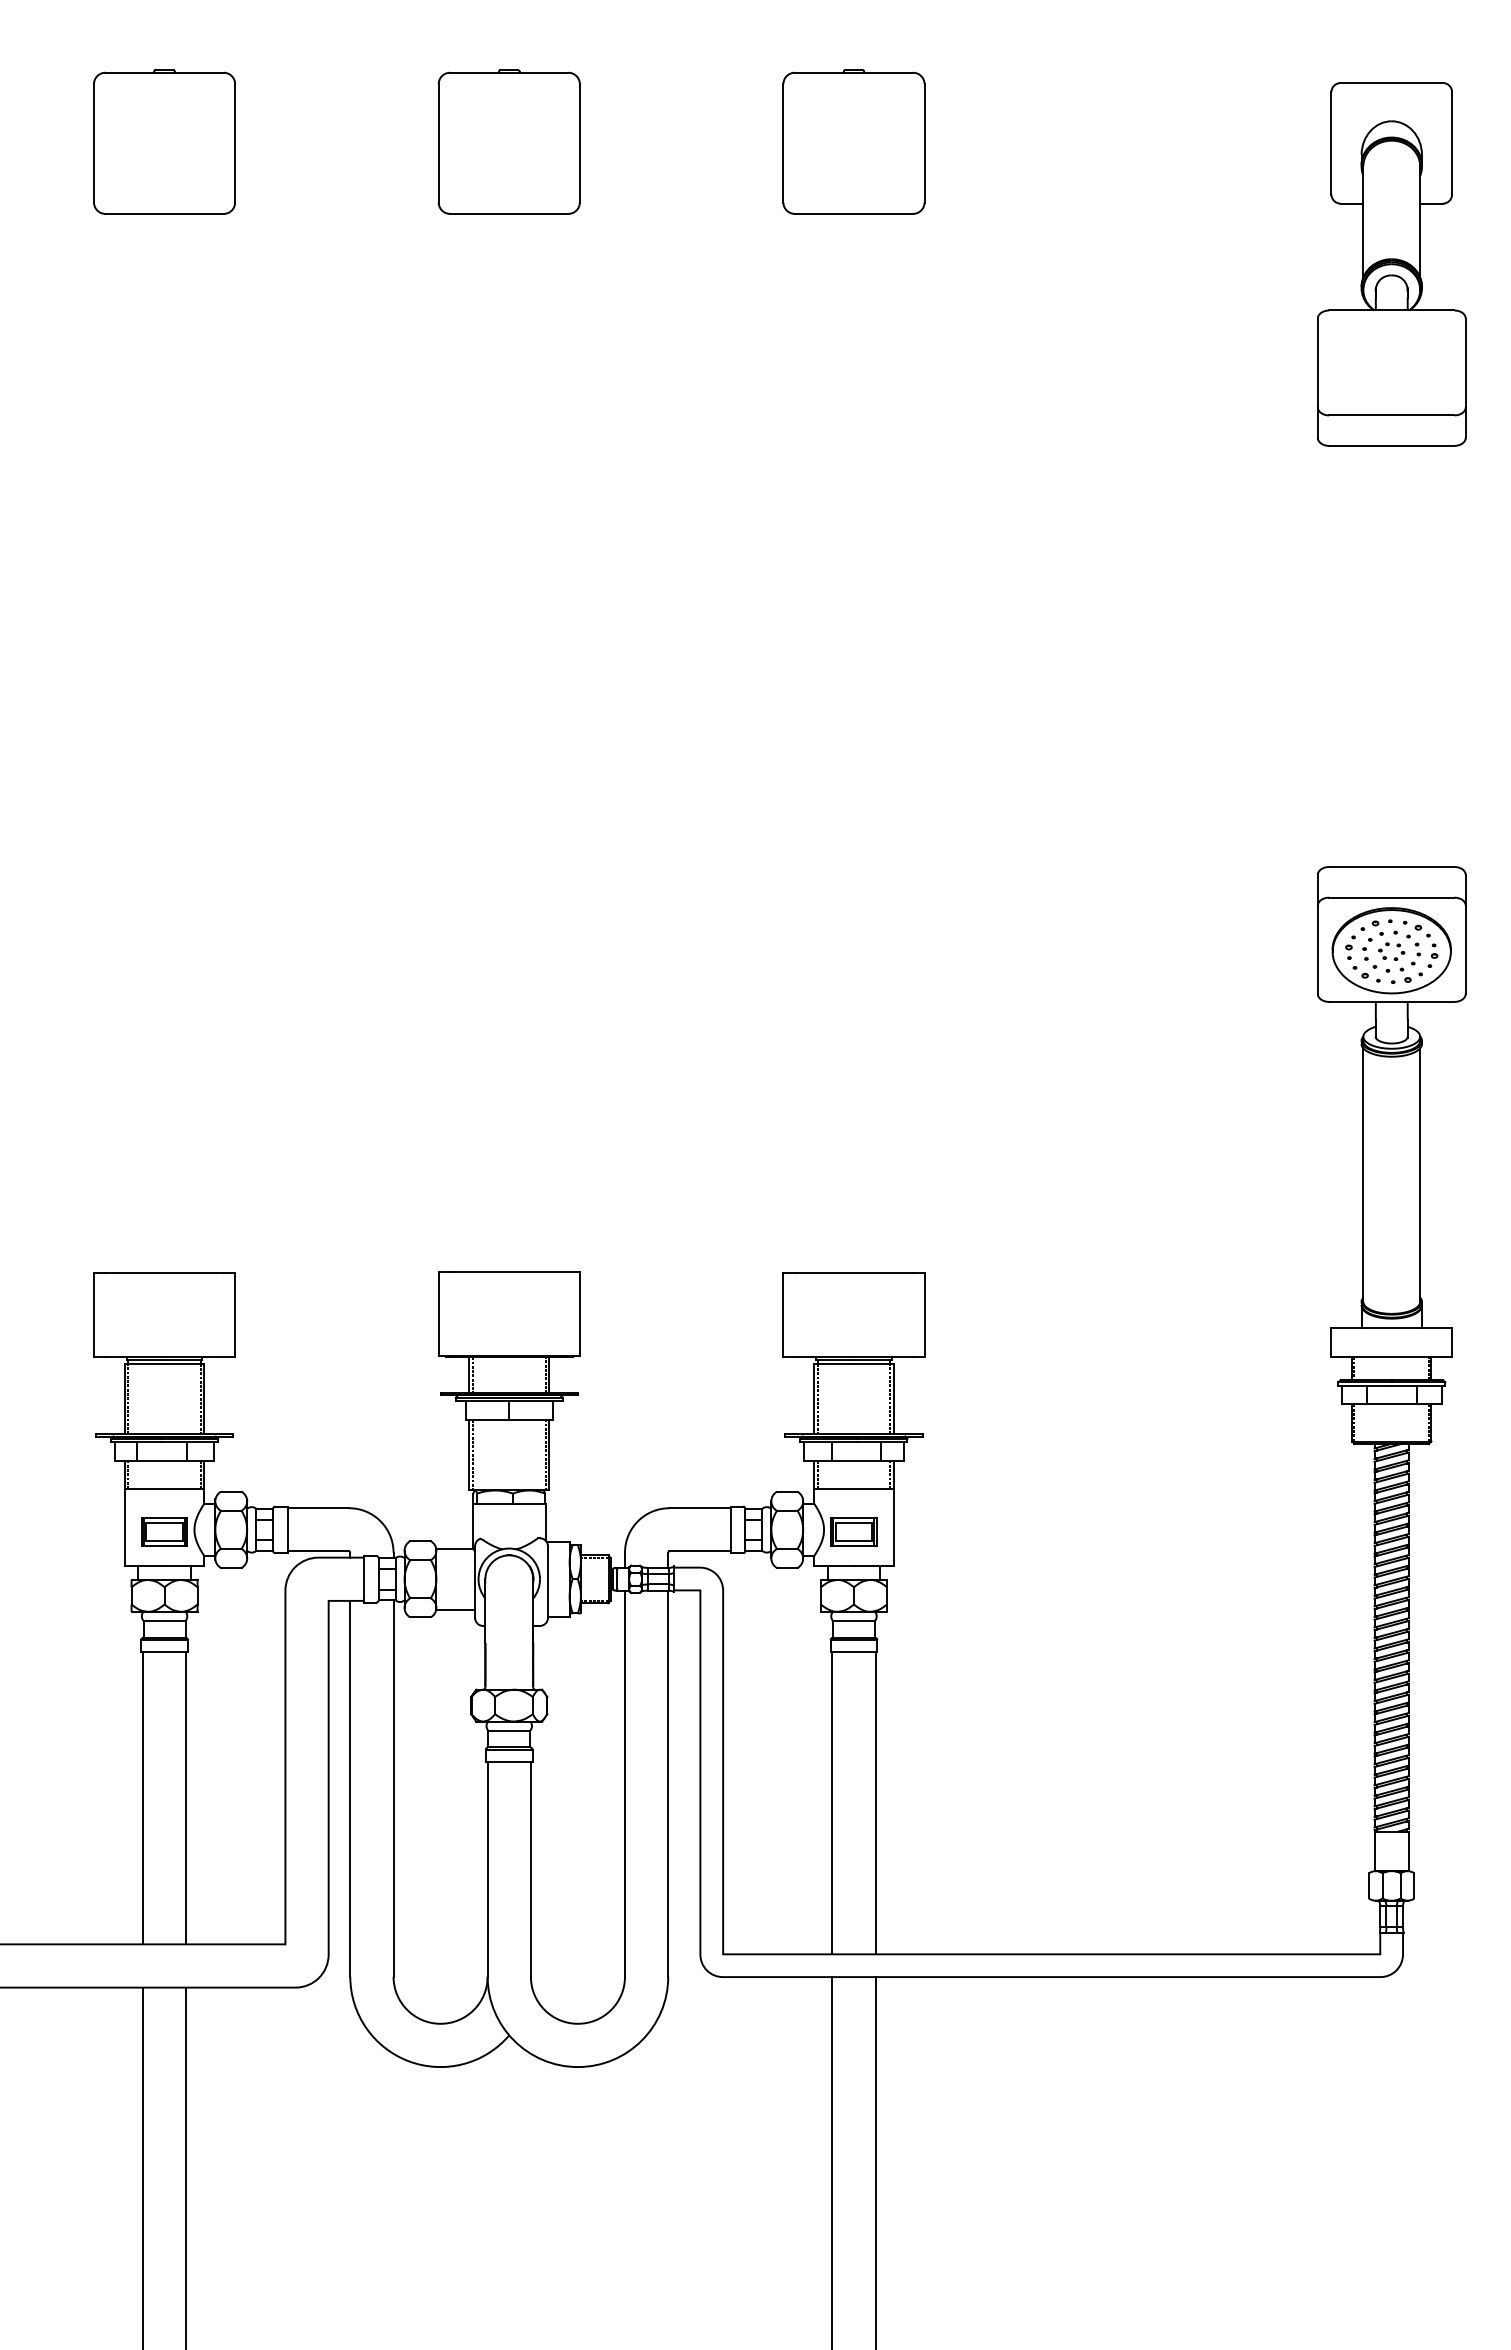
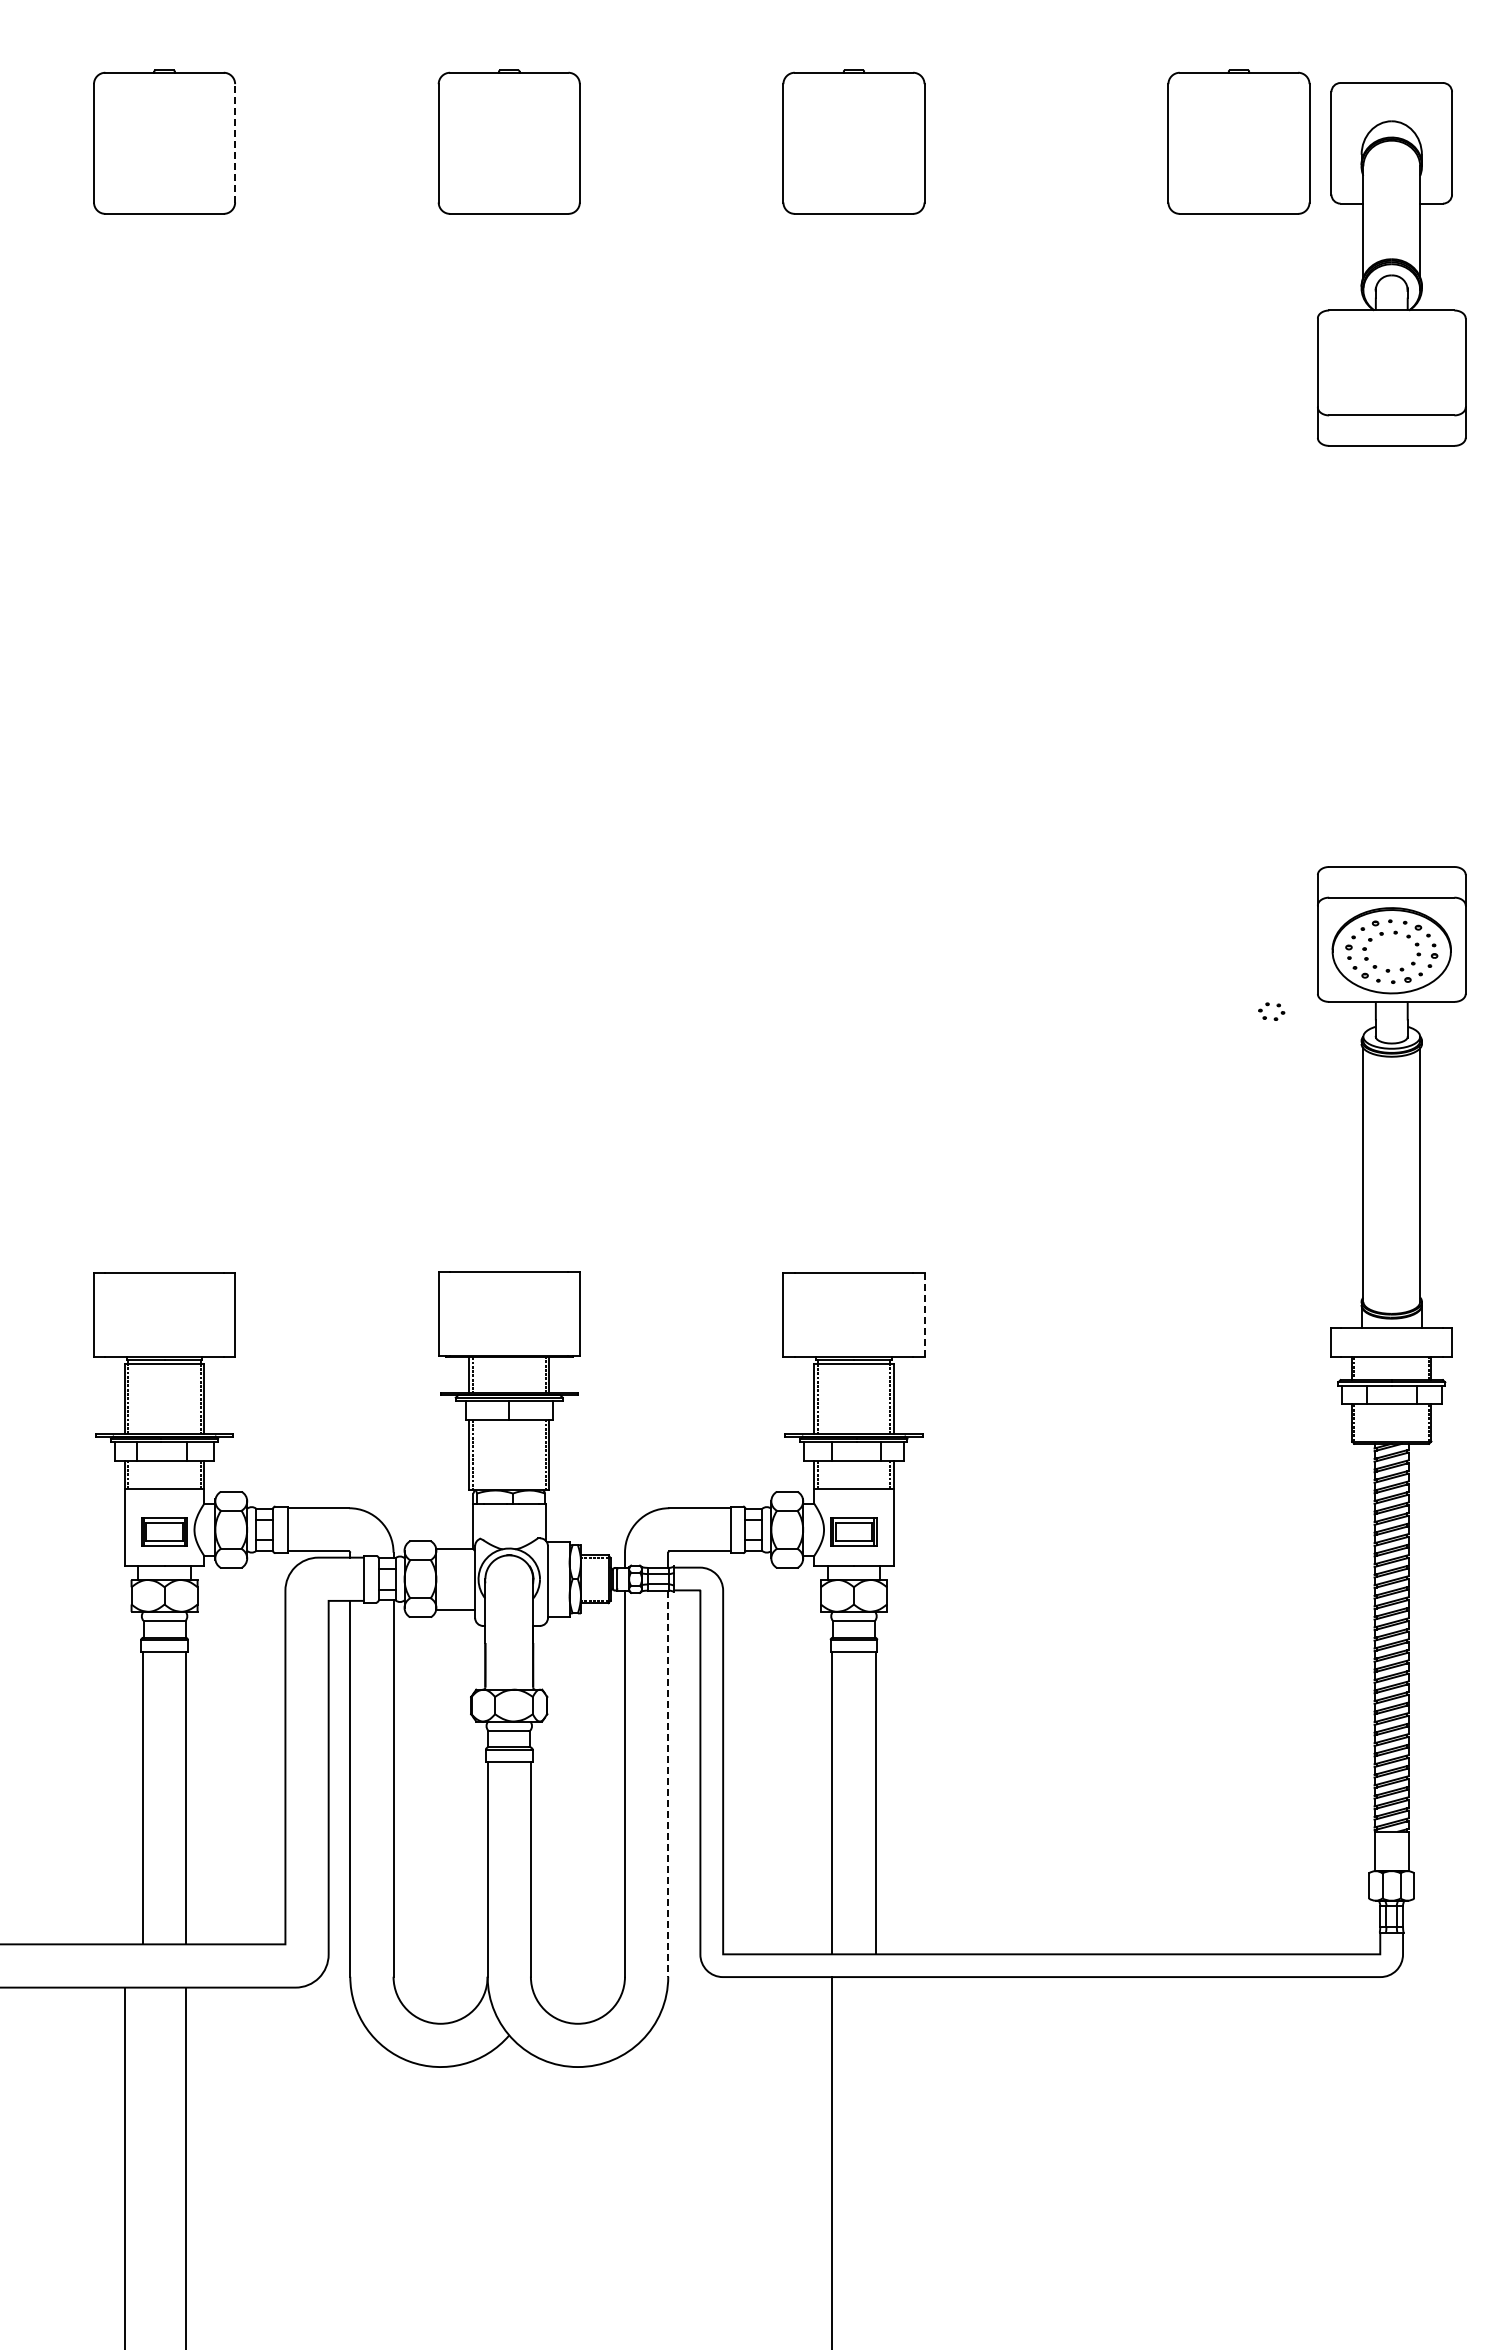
part: none -> present (1238, 141)
line: solid -> dashed (235, 142)
part position: (1389, 945) -> (1269, 1005) (1269, 1005)
line: solid -> dashed (924, 1315)
line: solid -> dashed (668, 1784)
line: present -> none (875, 2161)
line position: (142, 2166) -> (124, 2166) (124, 2166)
